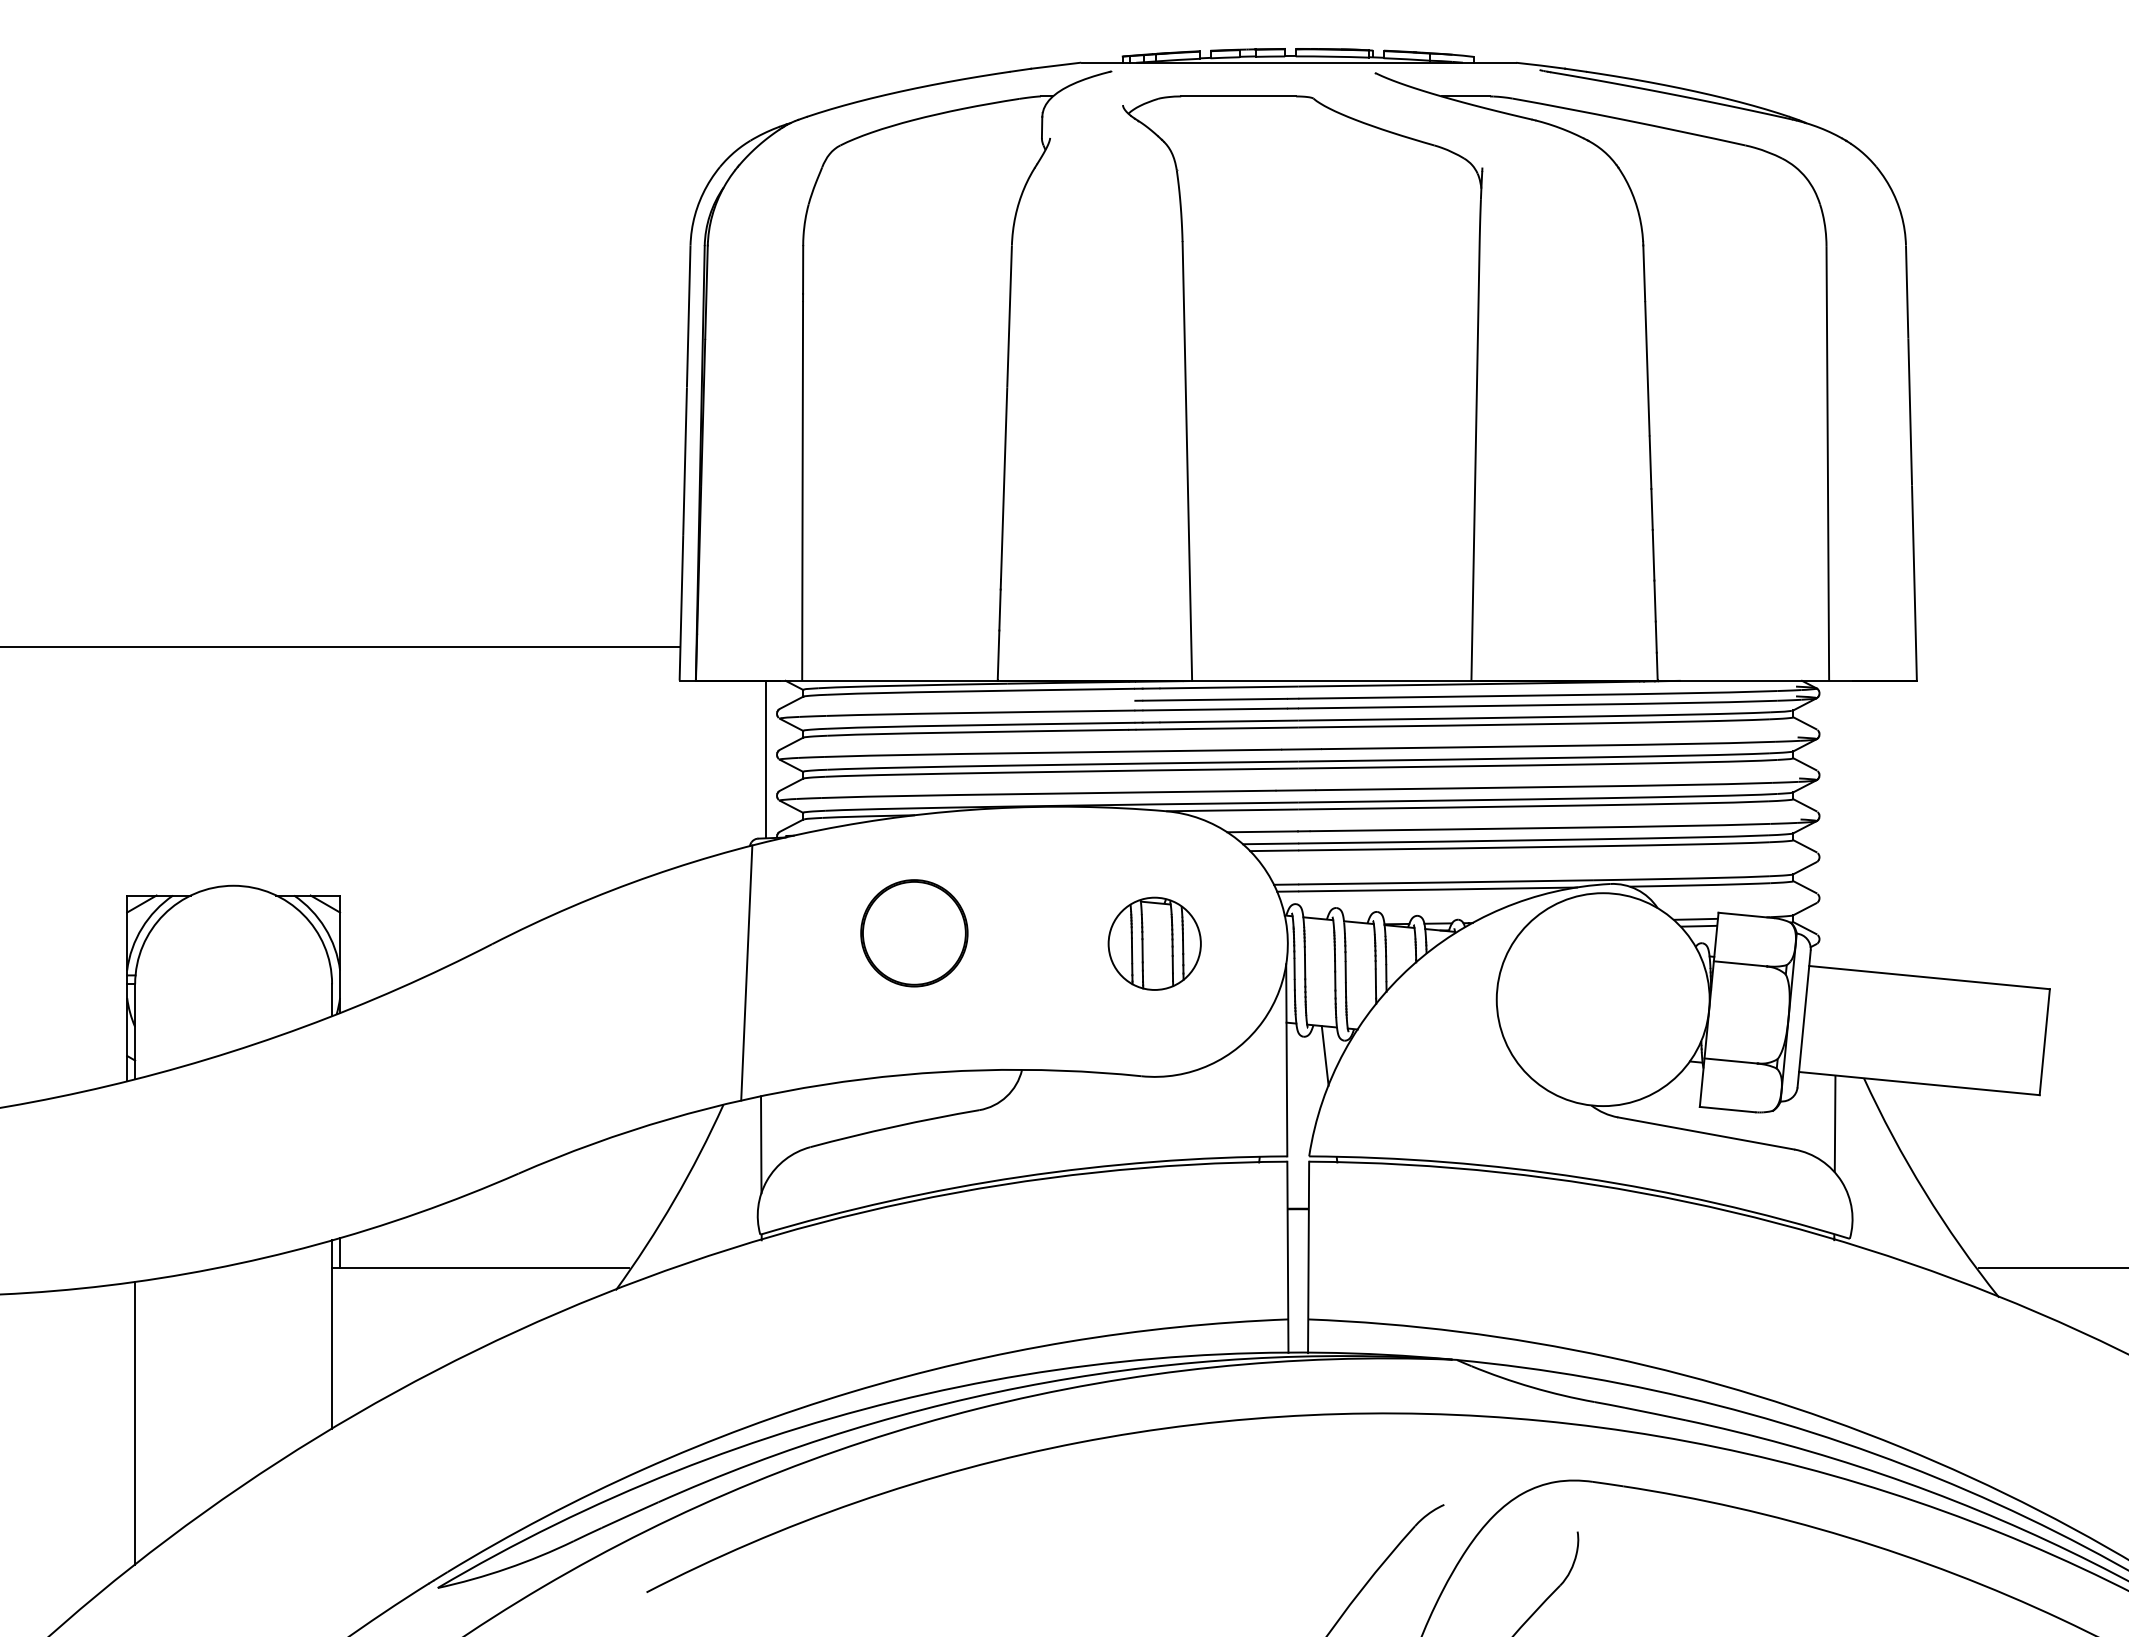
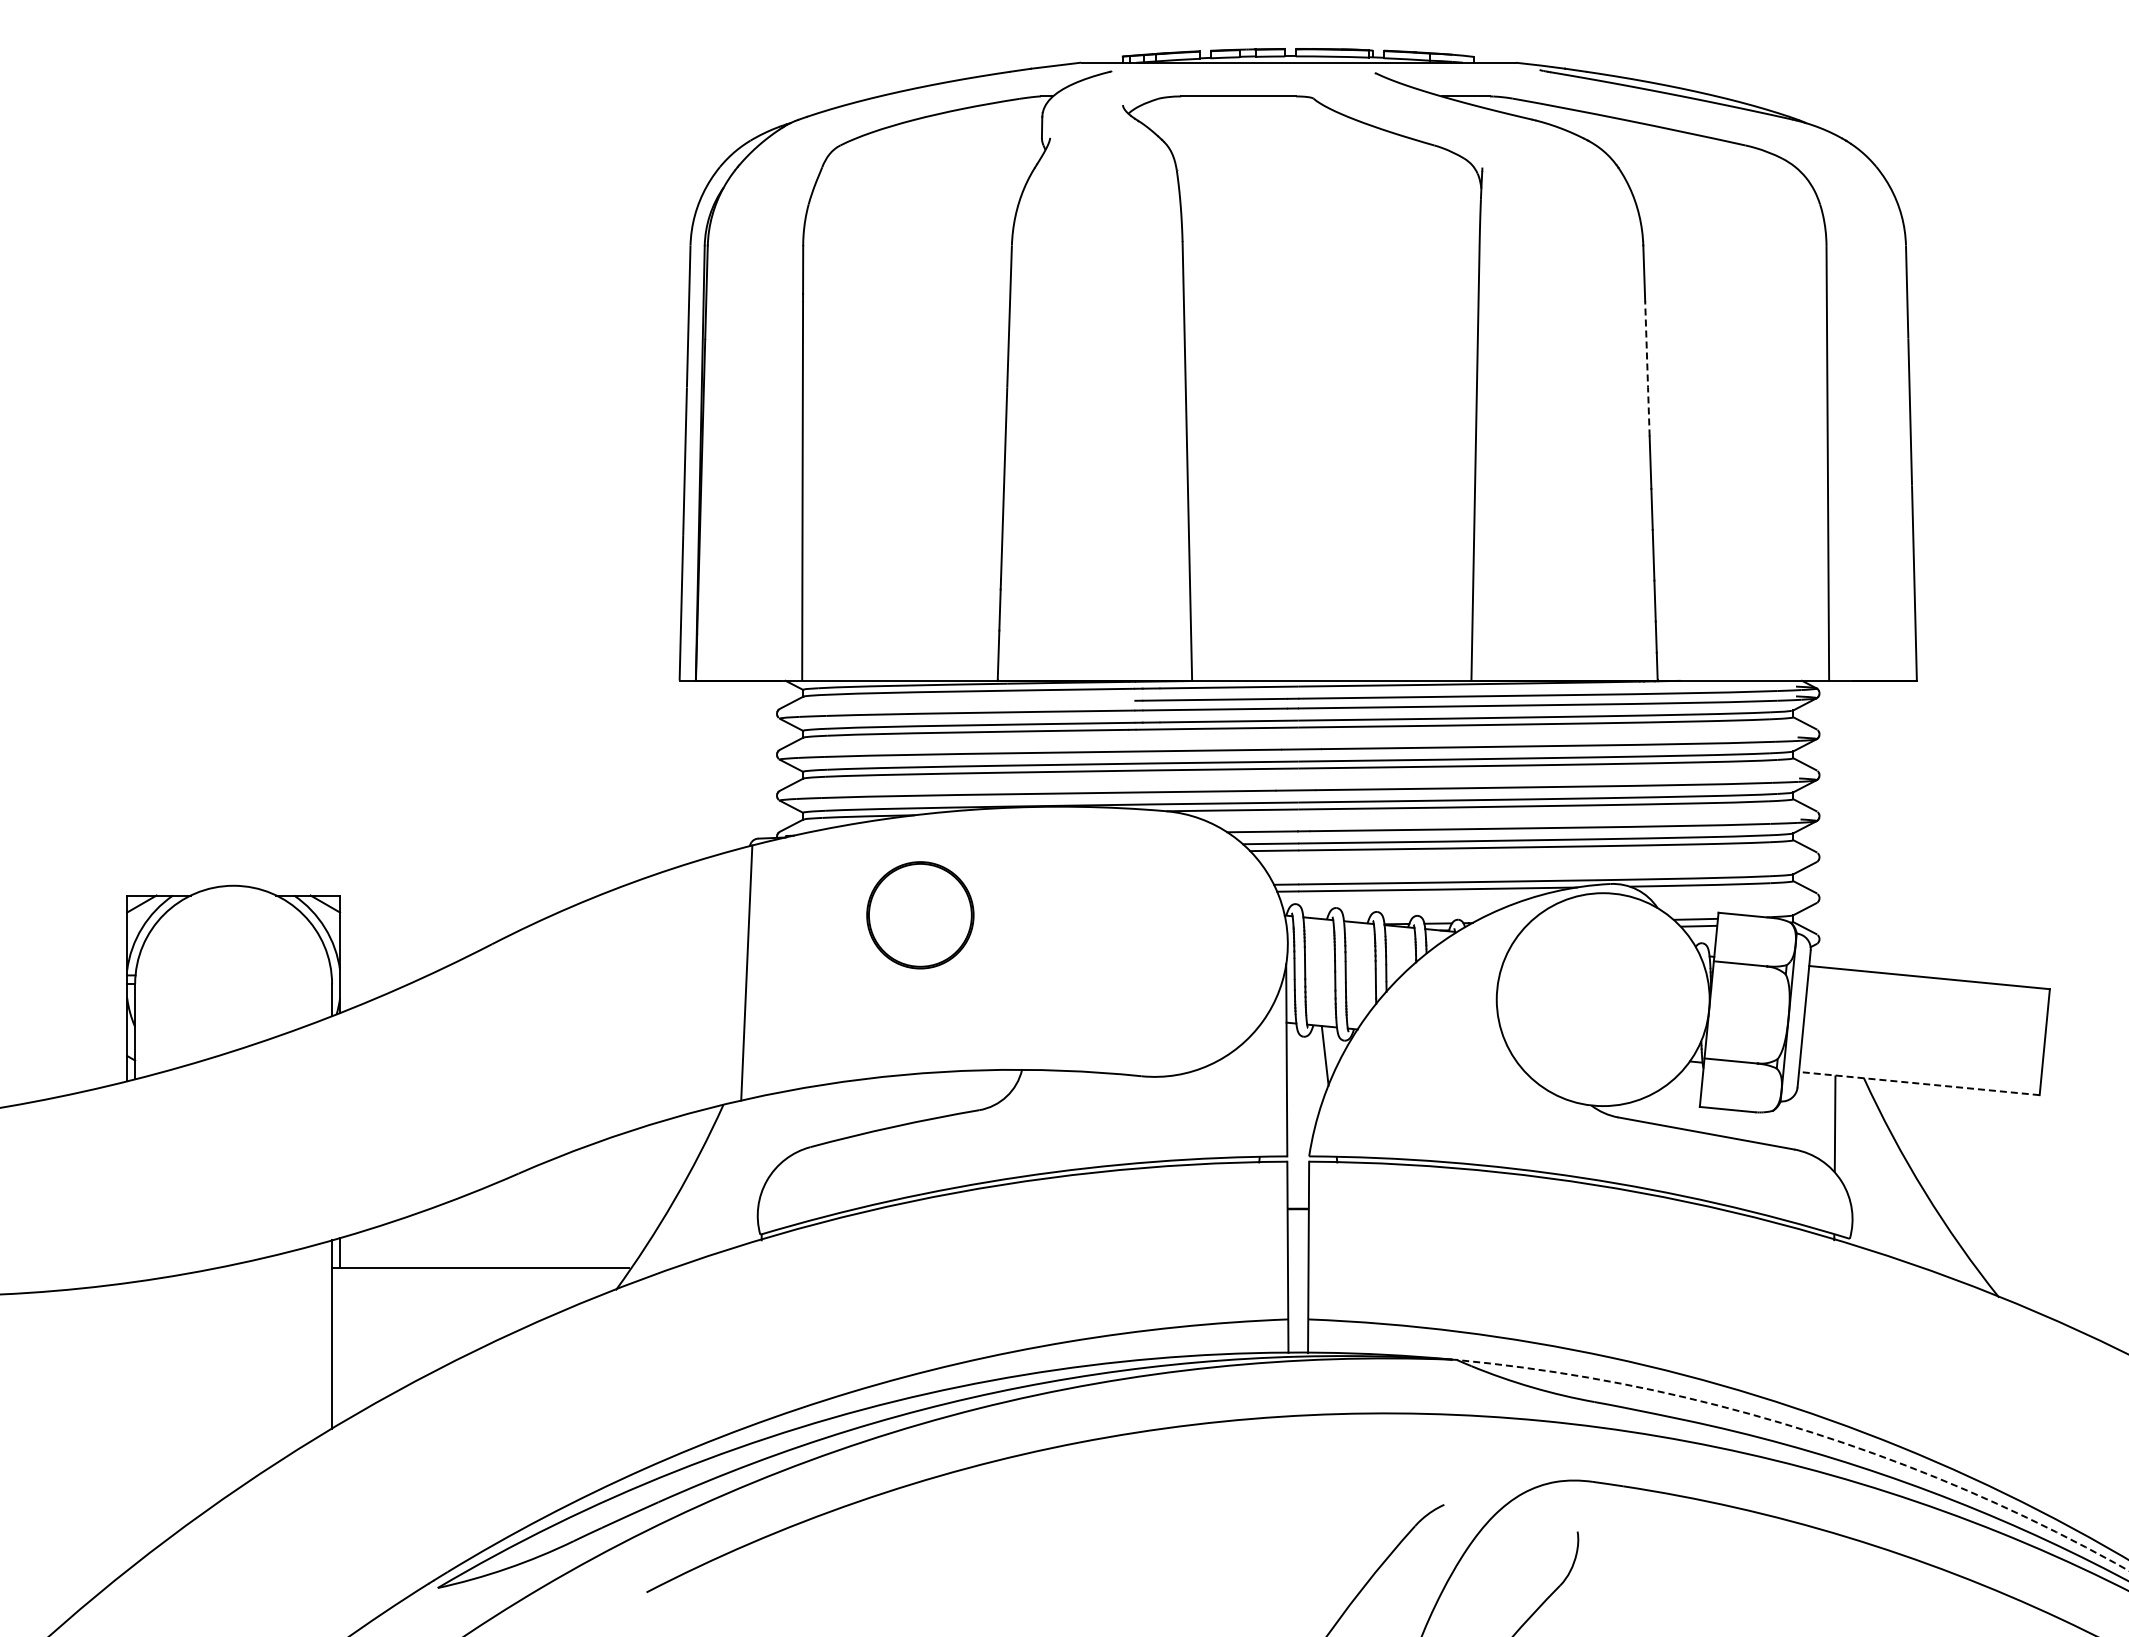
line: solid -> dashed (1647, 369)
line: present -> none (341, 647)
line: present -> none (765, 759)
part position: (914, 933) -> (920, 915) (920, 915)
part: present -> none (1154, 943)
line: solid -> dashed (1919, 1083)
line: present -> none (761, 1144)
line: present -> none (2052, 1268)
line: present -> none (135, 1422)
arc: solid -> dashed (1801, 1429)
